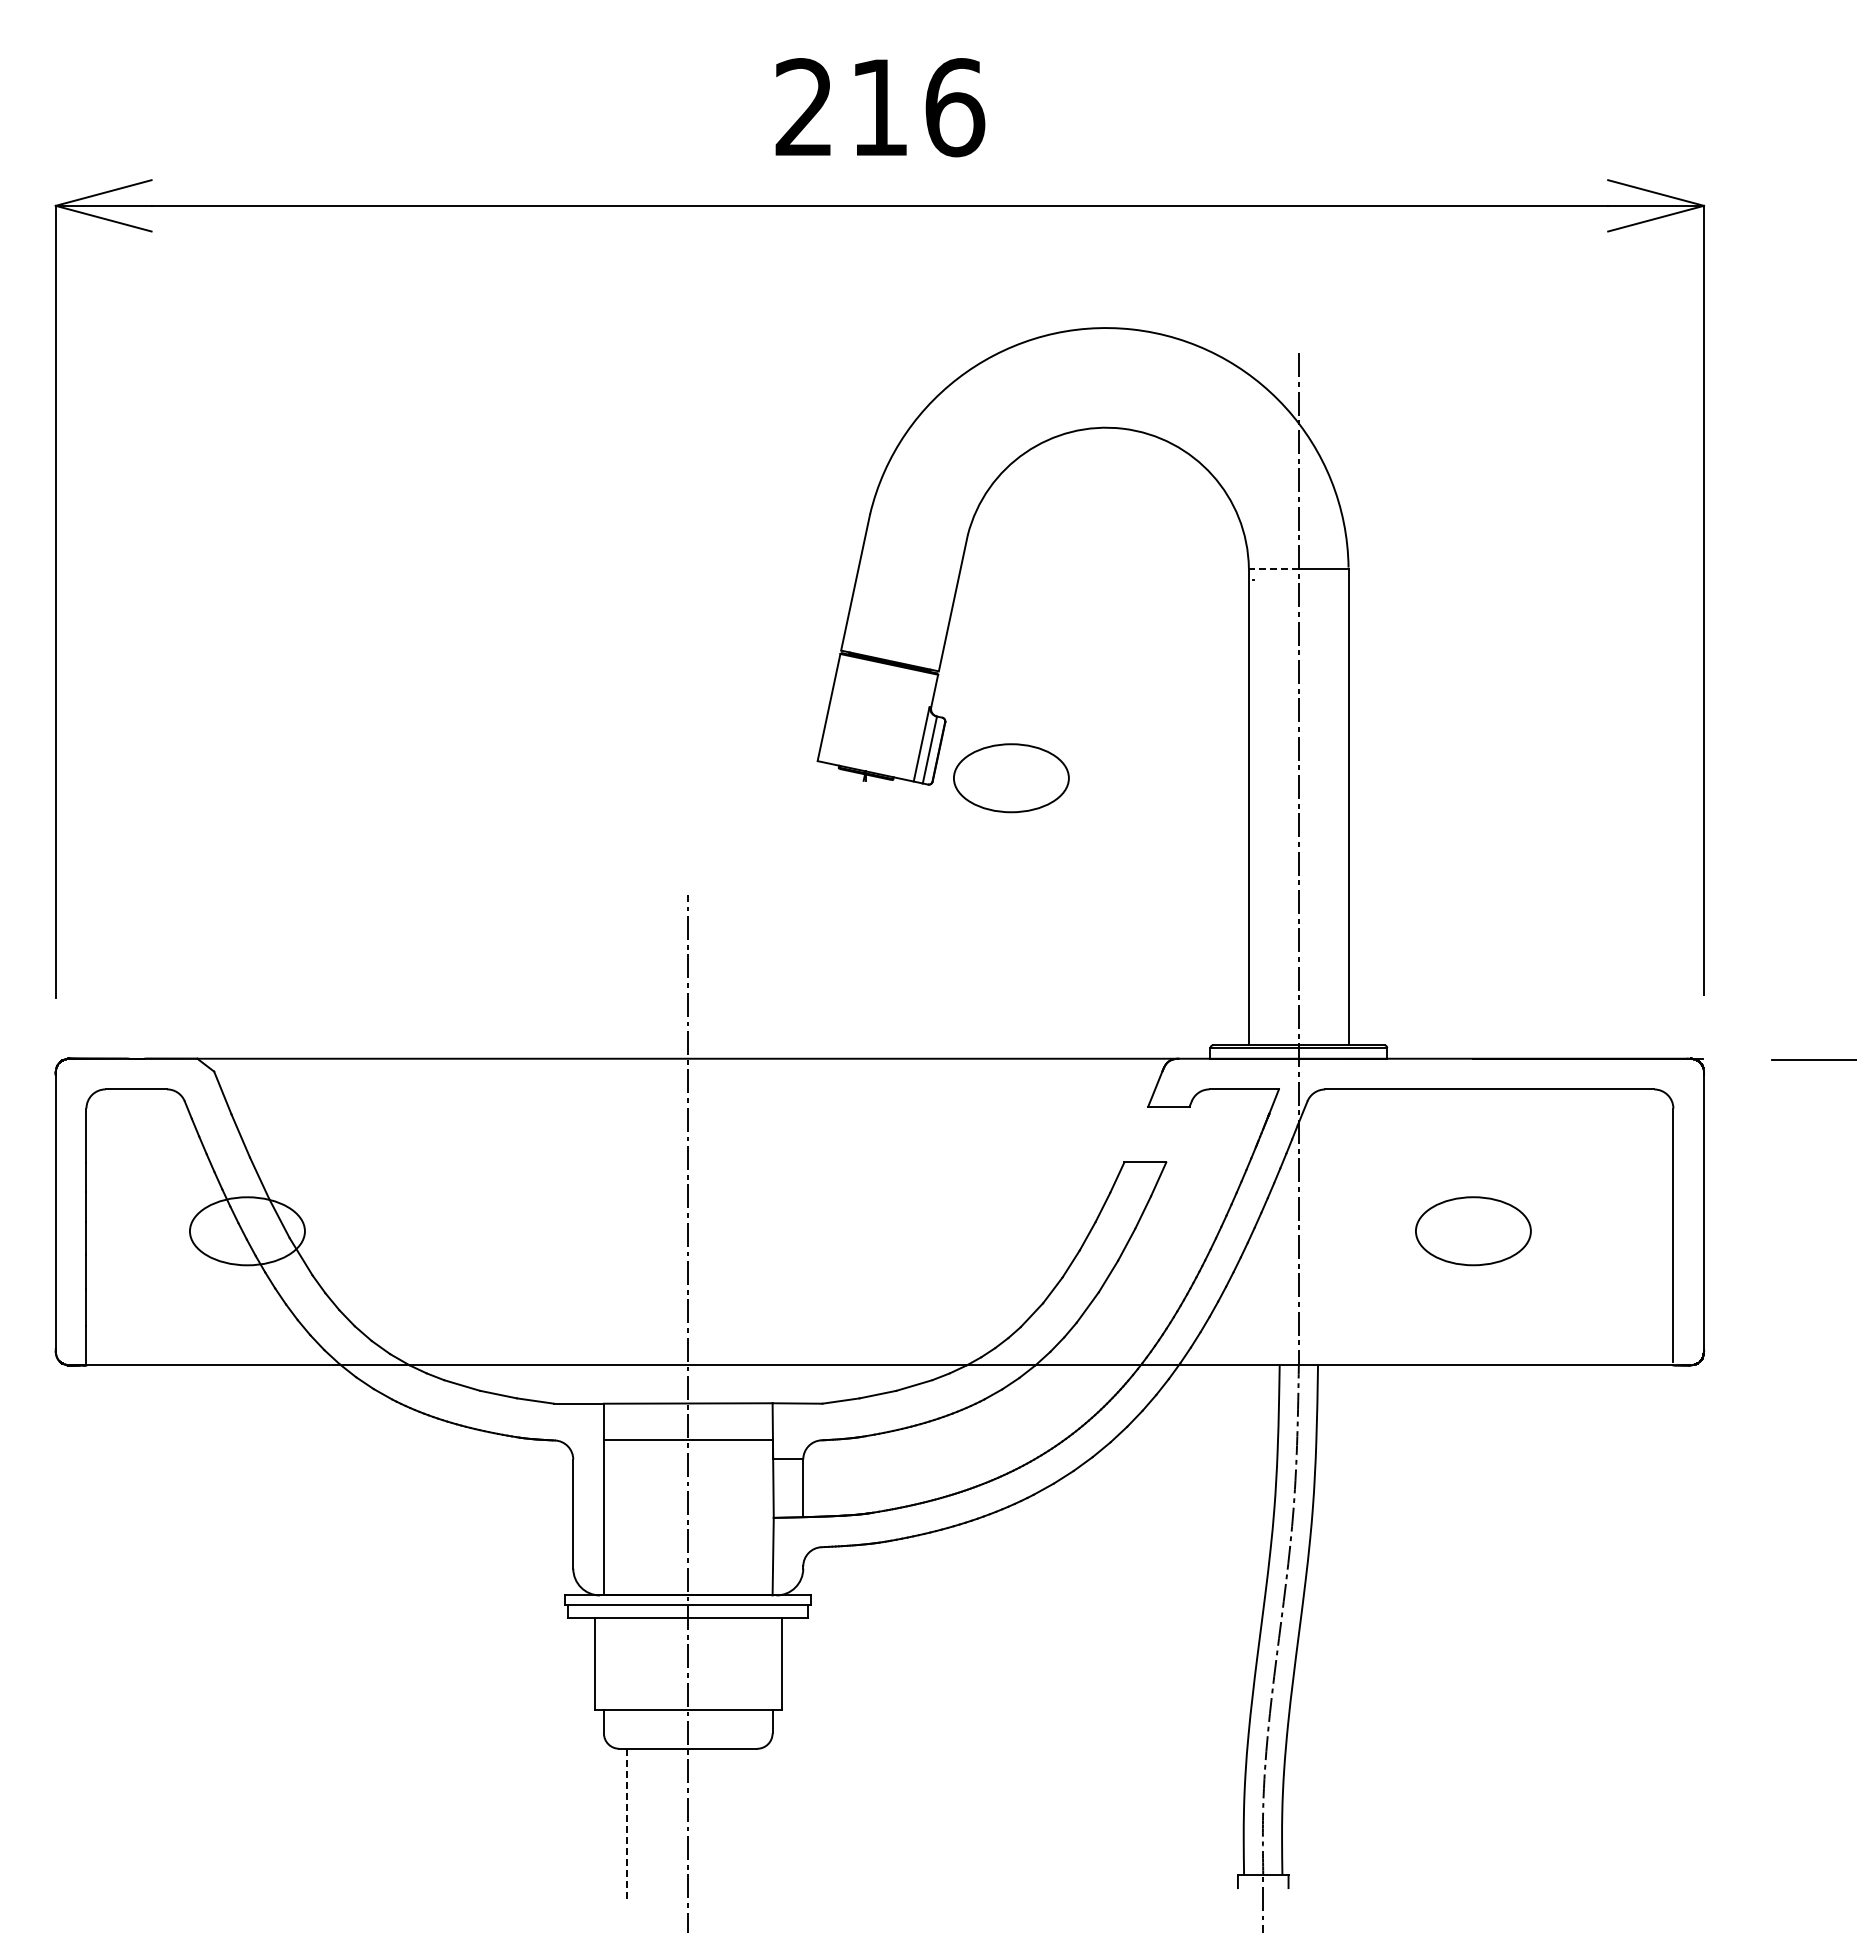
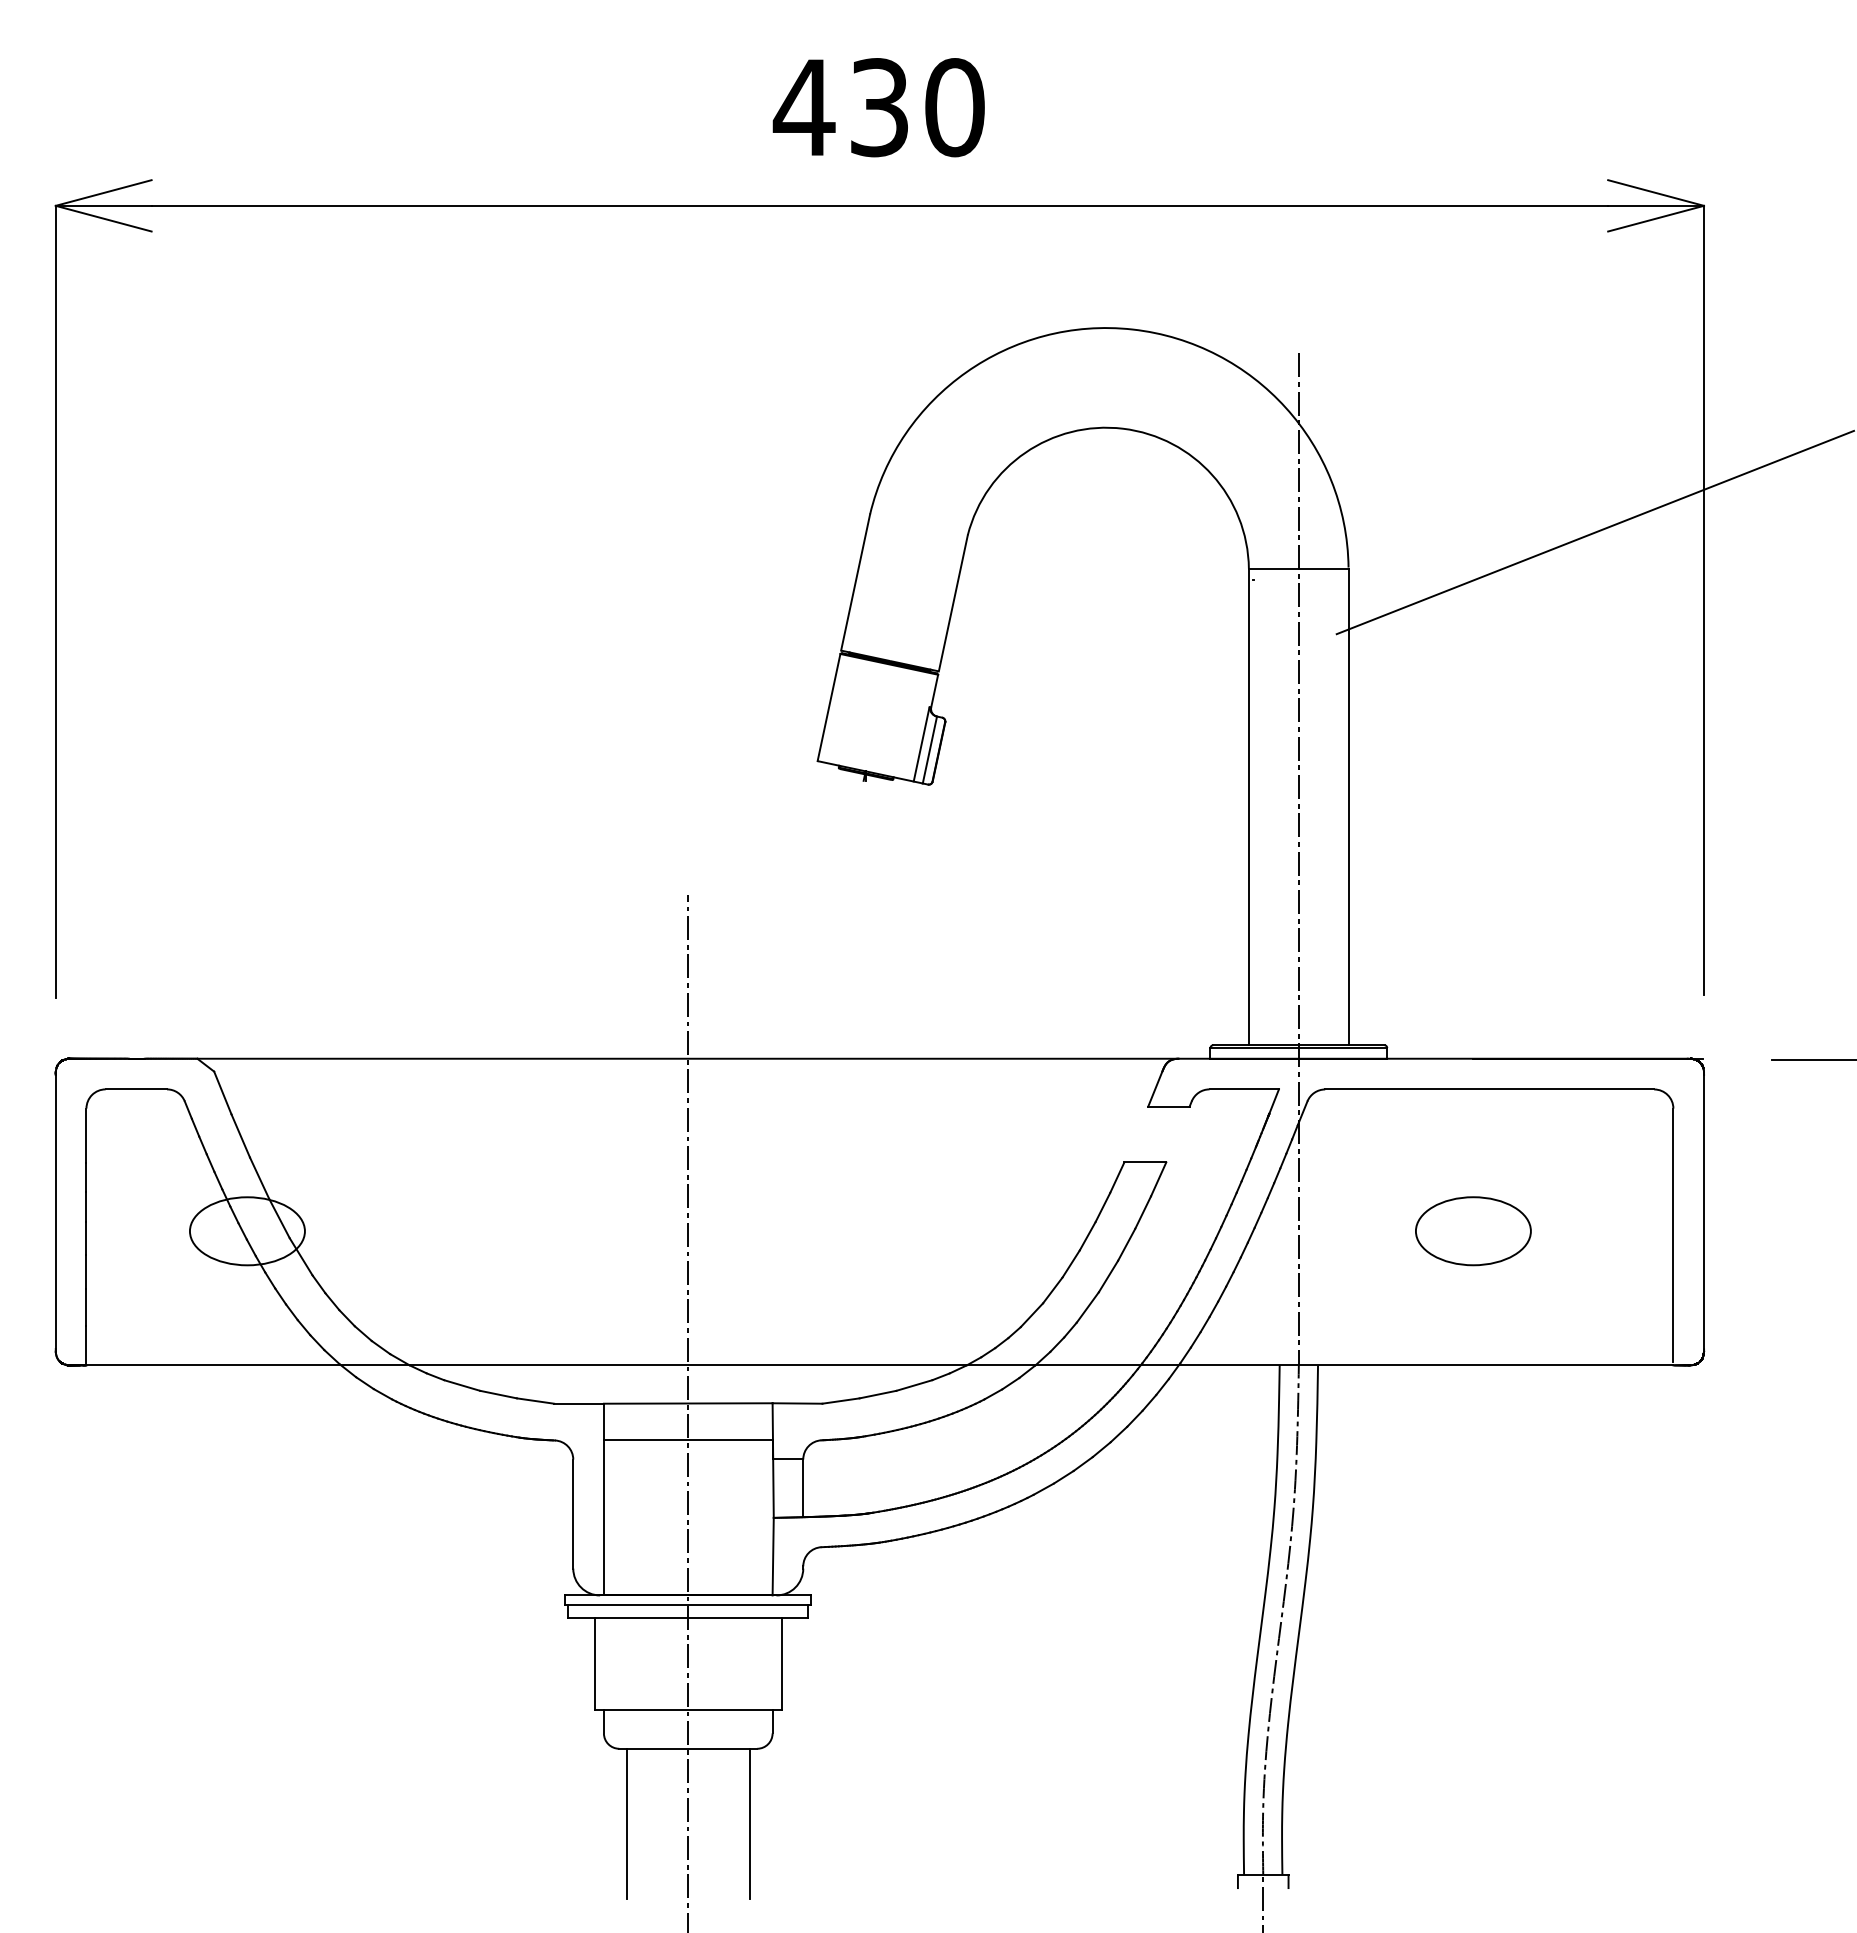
text: 216 -> 430 (878, 107)
line: none -> present (1594, 532)
line: dashed -> solid (1273, 568)
part: present -> none (1011, 778)
line: none -> present (749, 1823)
line: dashed -> solid (626, 1824)
